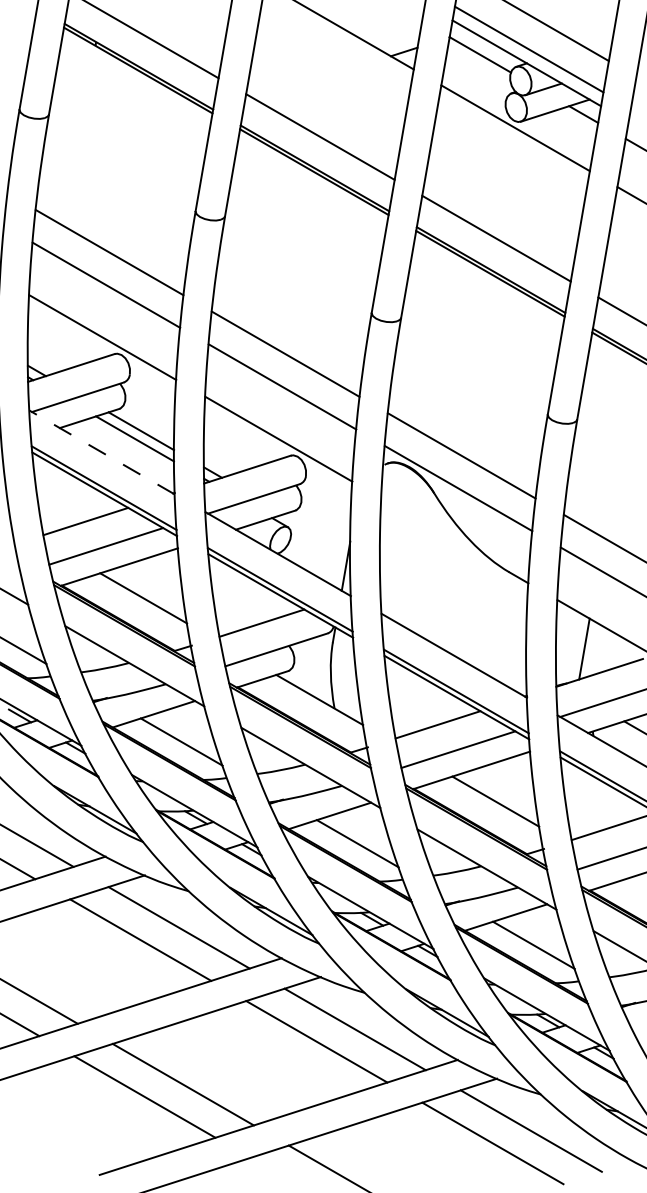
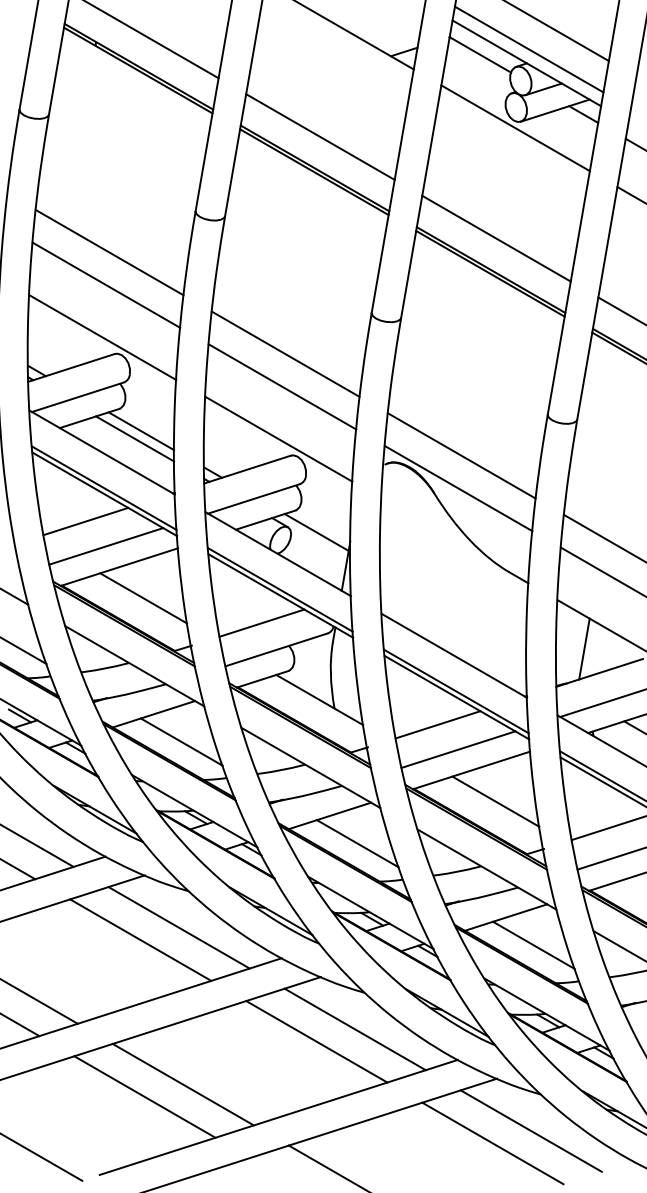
line: dashed -> solid (102, 452)
line: none -> present (316, 532)
line: none -> present (42, 1157)
